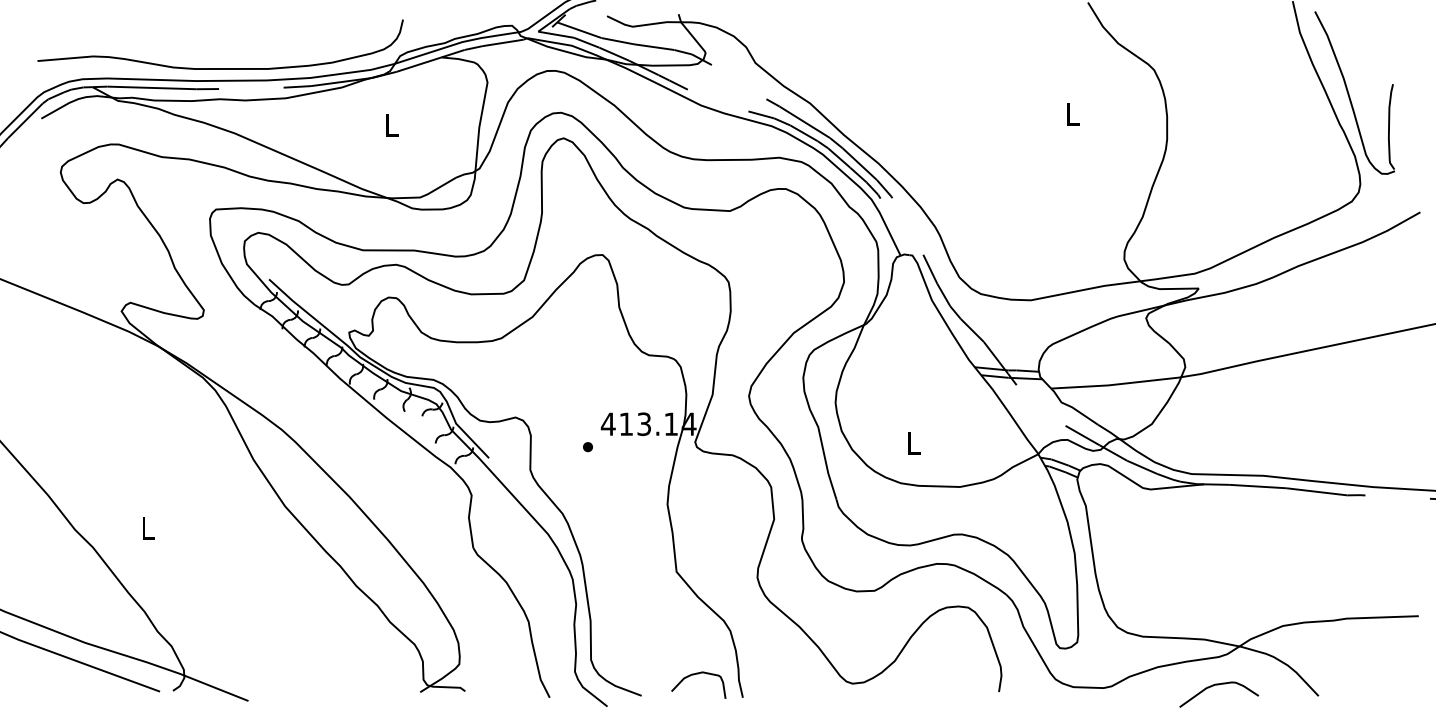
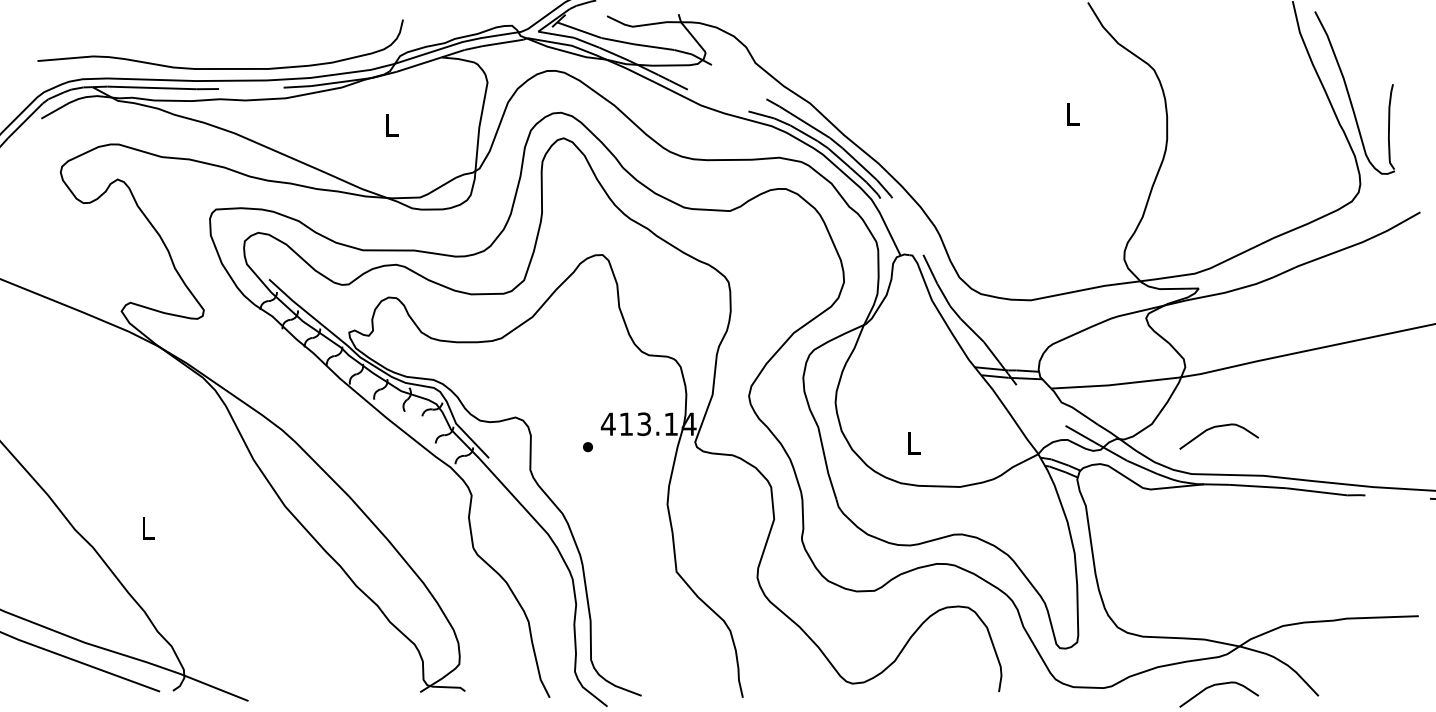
curve: none -> present (1219, 427)
curve: present -> none (694, 675)
